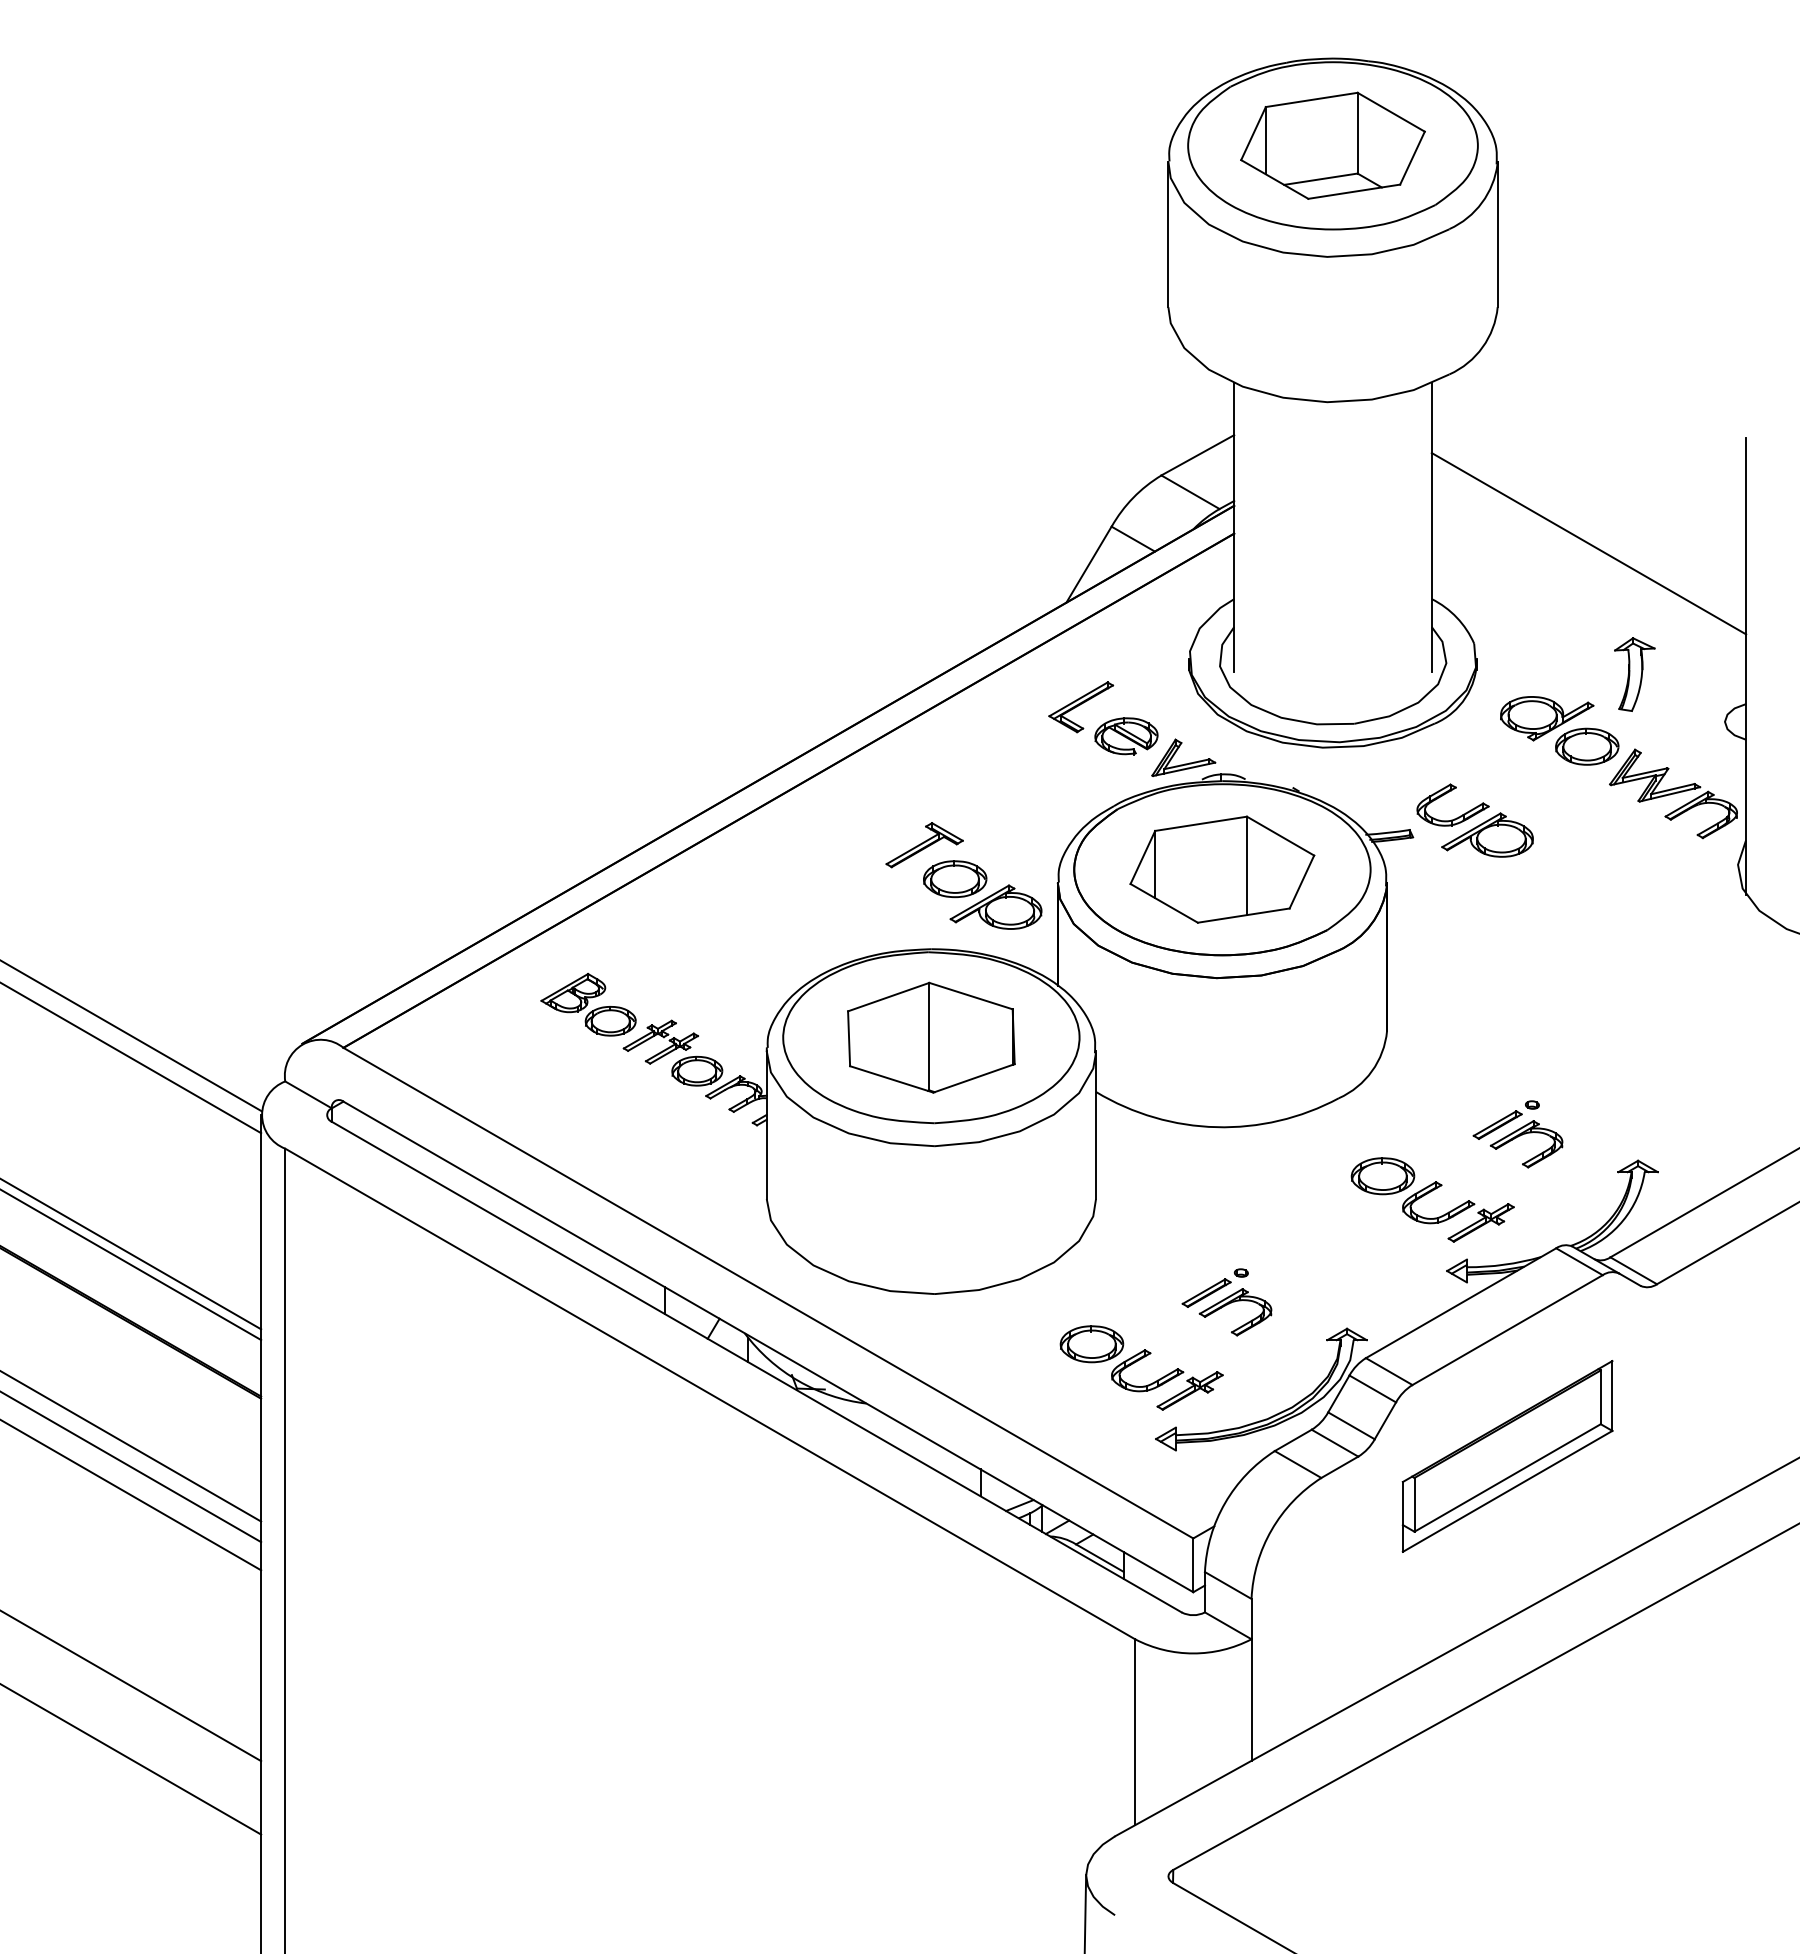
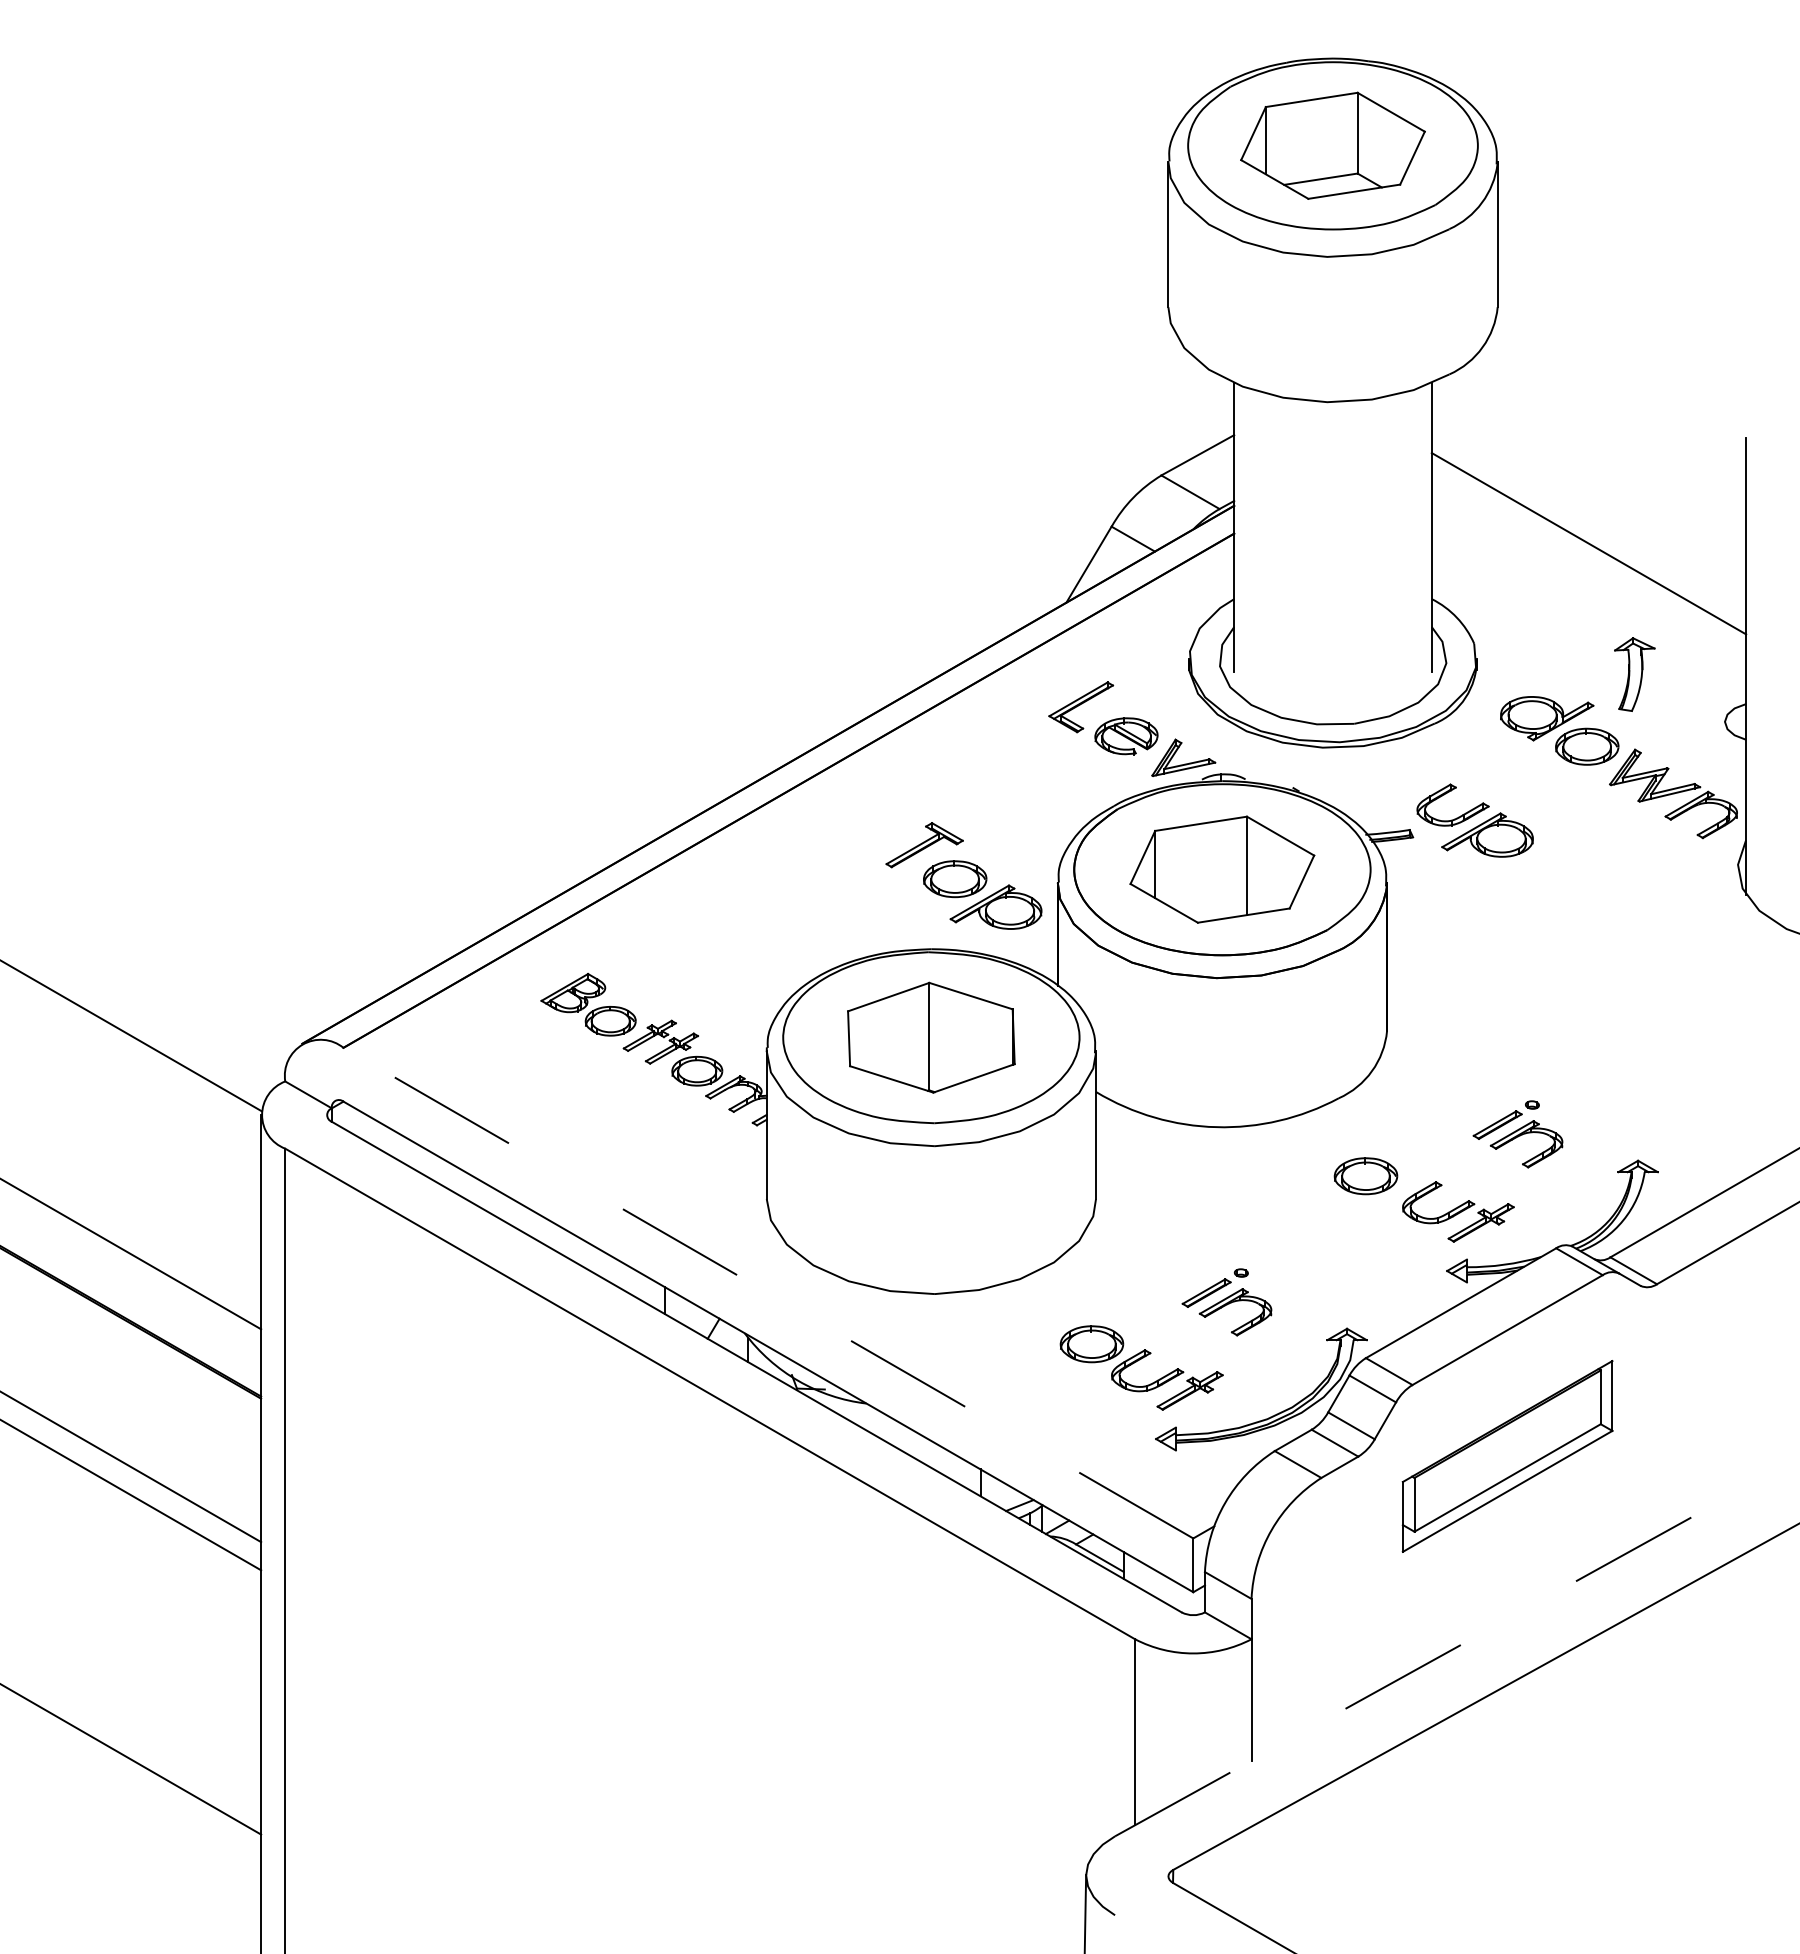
line: present -> none (131, 1058)
part position: (1382, 1176) -> (1365, 1176) (1365, 1176)
line: present -> none (131, 1265)
line: solid -> dashed (768, 1293)
line: present -> none (131, 1446)
line: solid -> dashed (1457, 1646)
line: present -> none (131, 1686)
